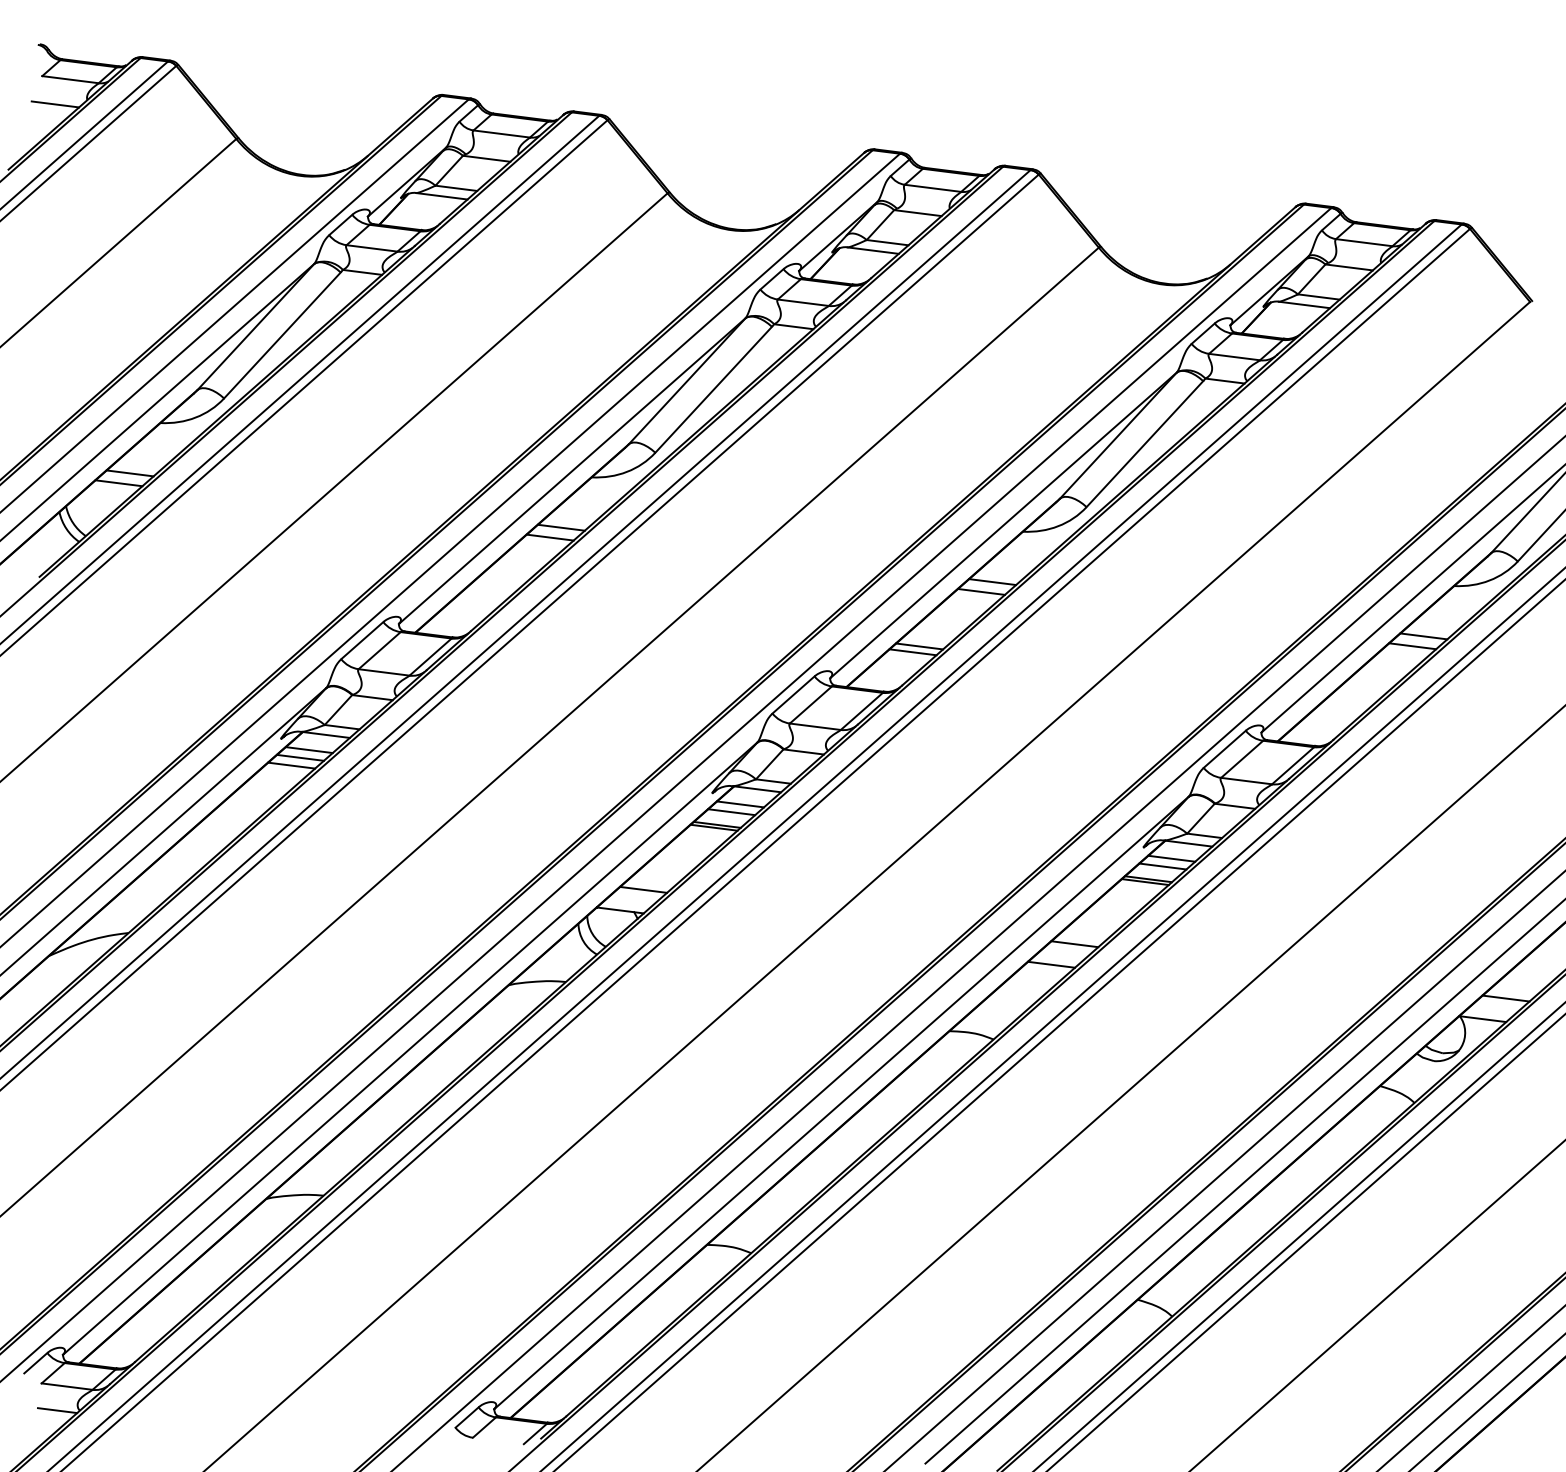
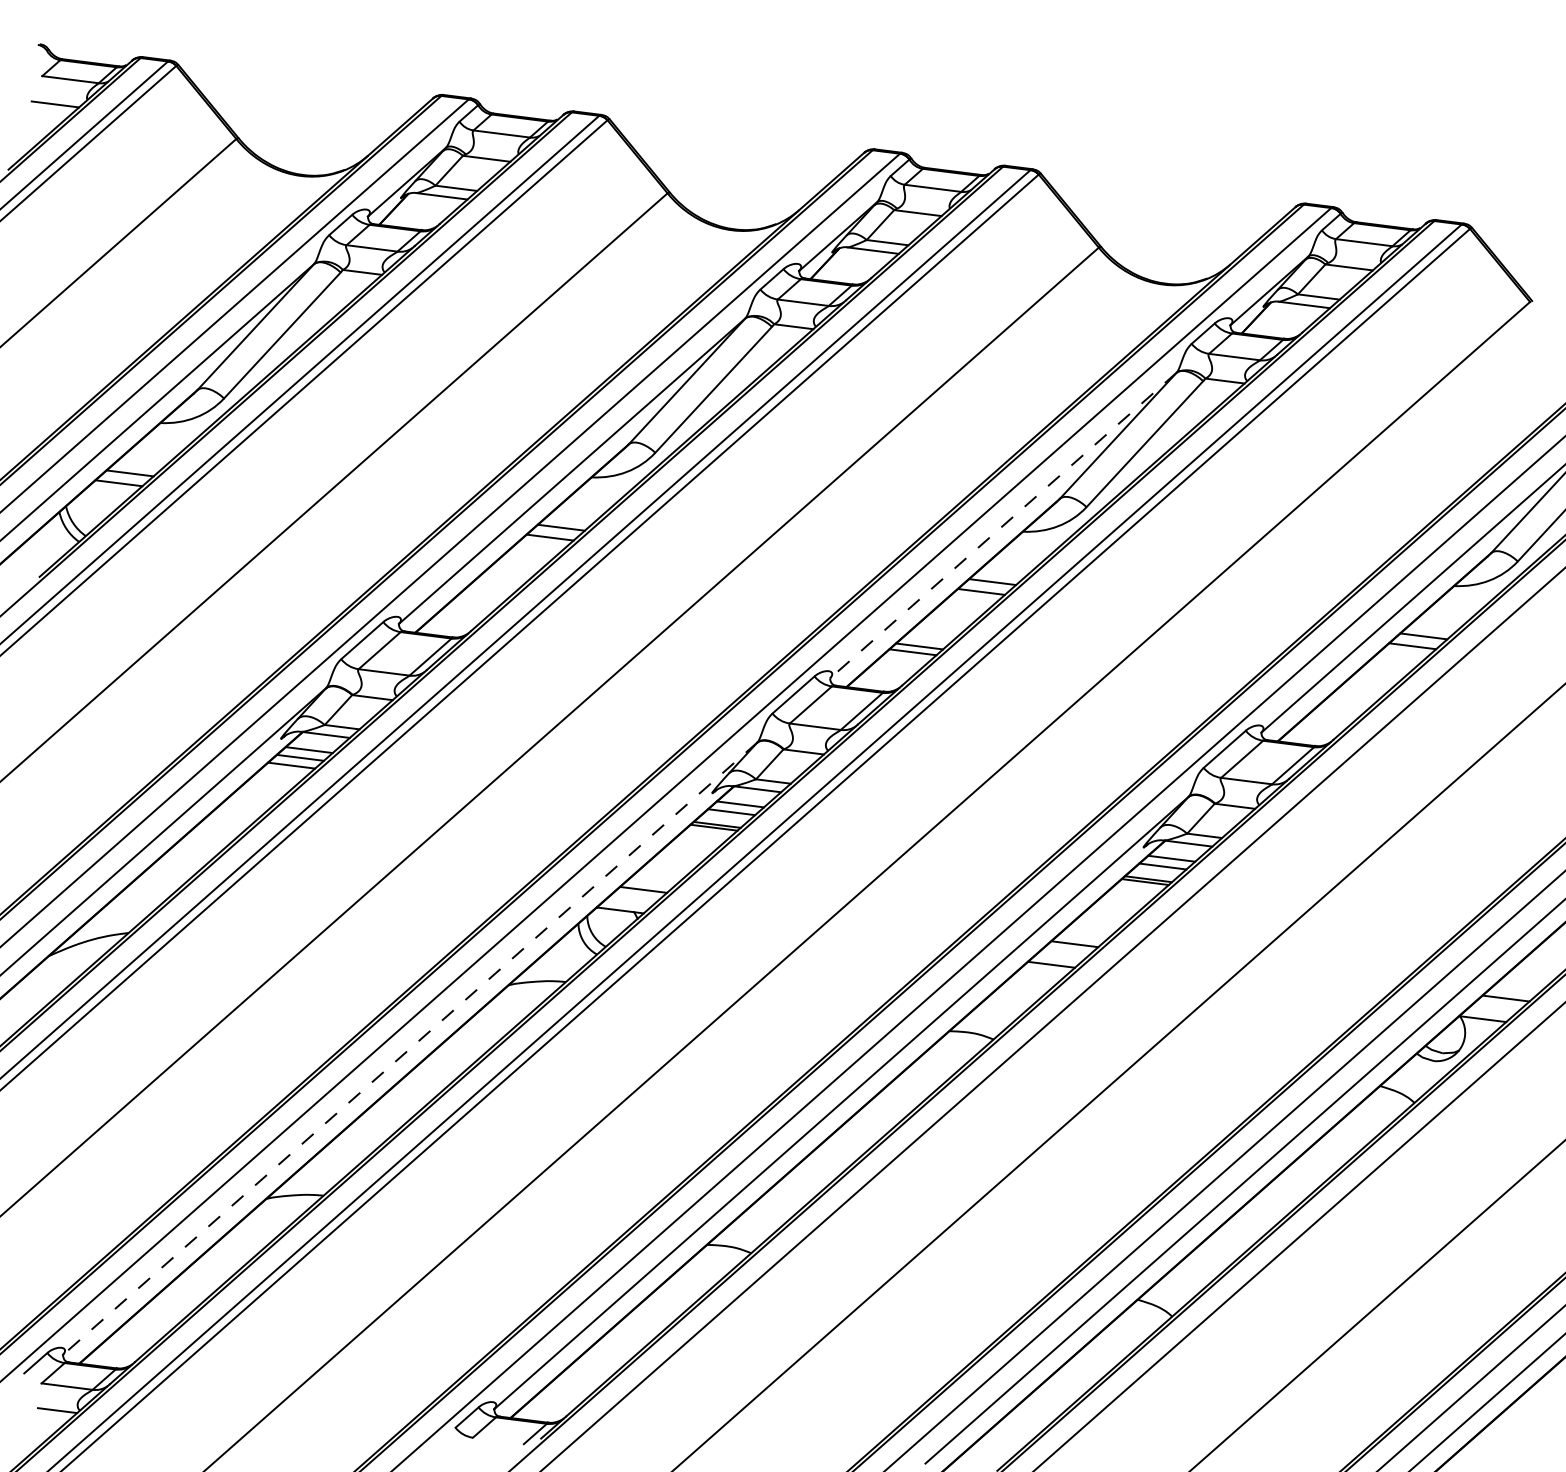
line: solid -> dashed (1003, 525)
line: present -> none (1059, 1024)
line: solid -> dashed (410, 1048)
line position: (1130, 1088) -> (1118, 1077) (1118, 1077)
line: present -> none (1305, 1242)
